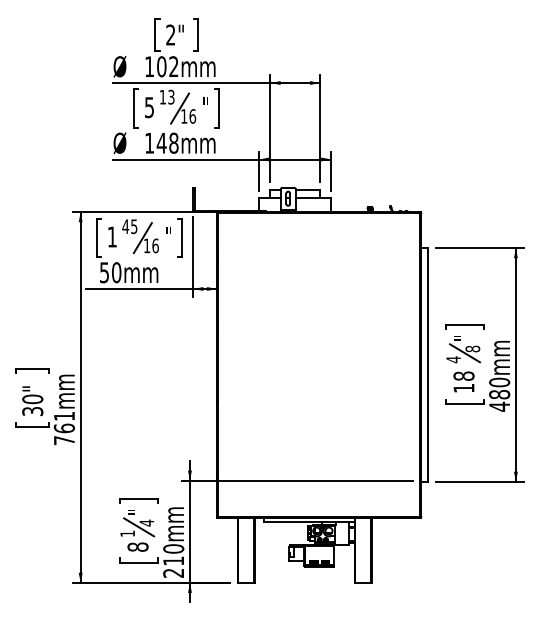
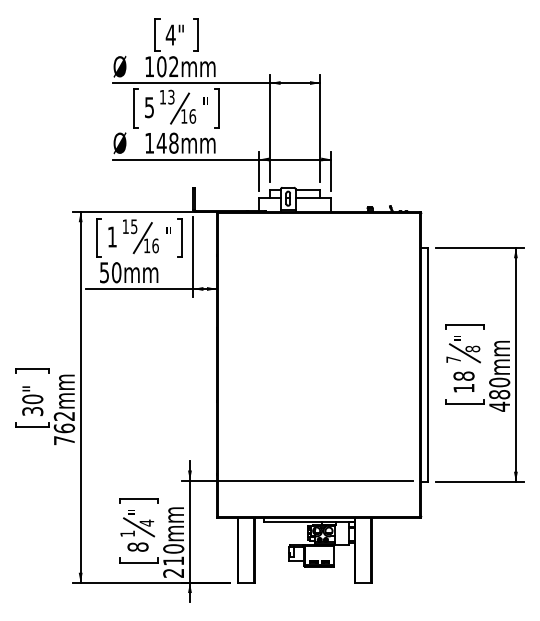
text: 2" -> 4" (170, 34)
text: 45 -> 15 (125, 226)
text: 4 -> 7 (453, 359)
text: 761mm -> 762mm (63, 416)
